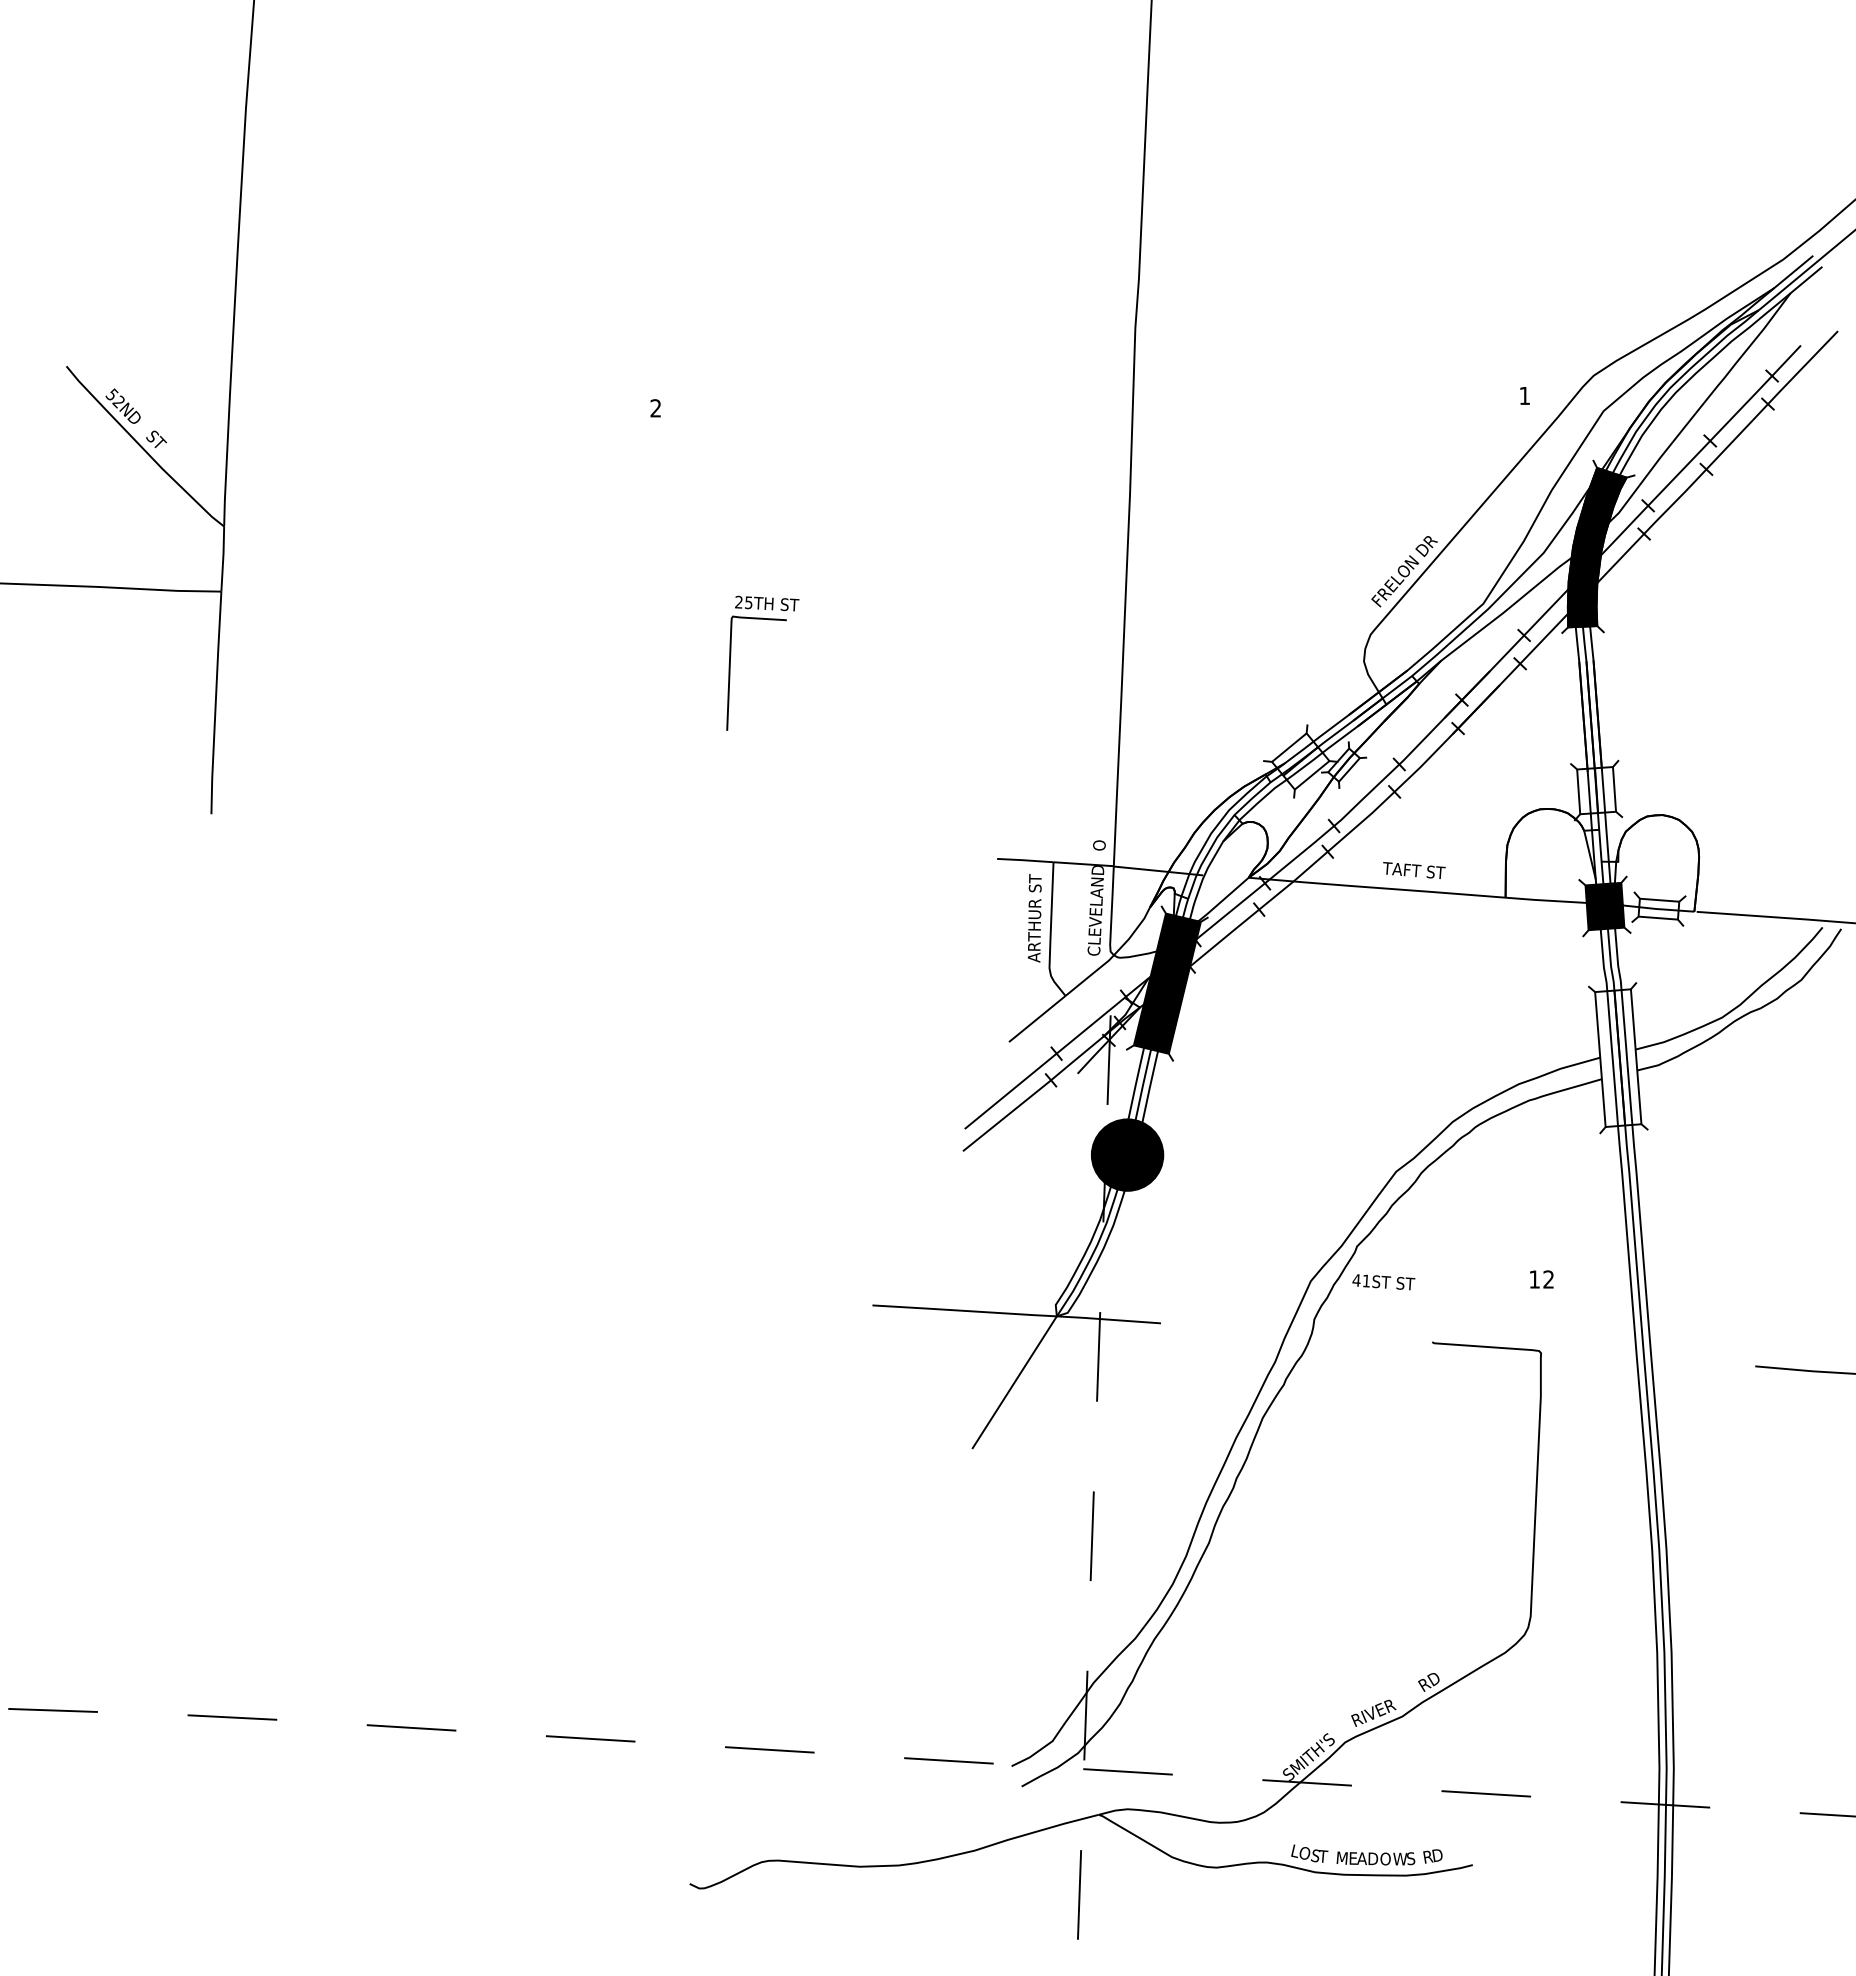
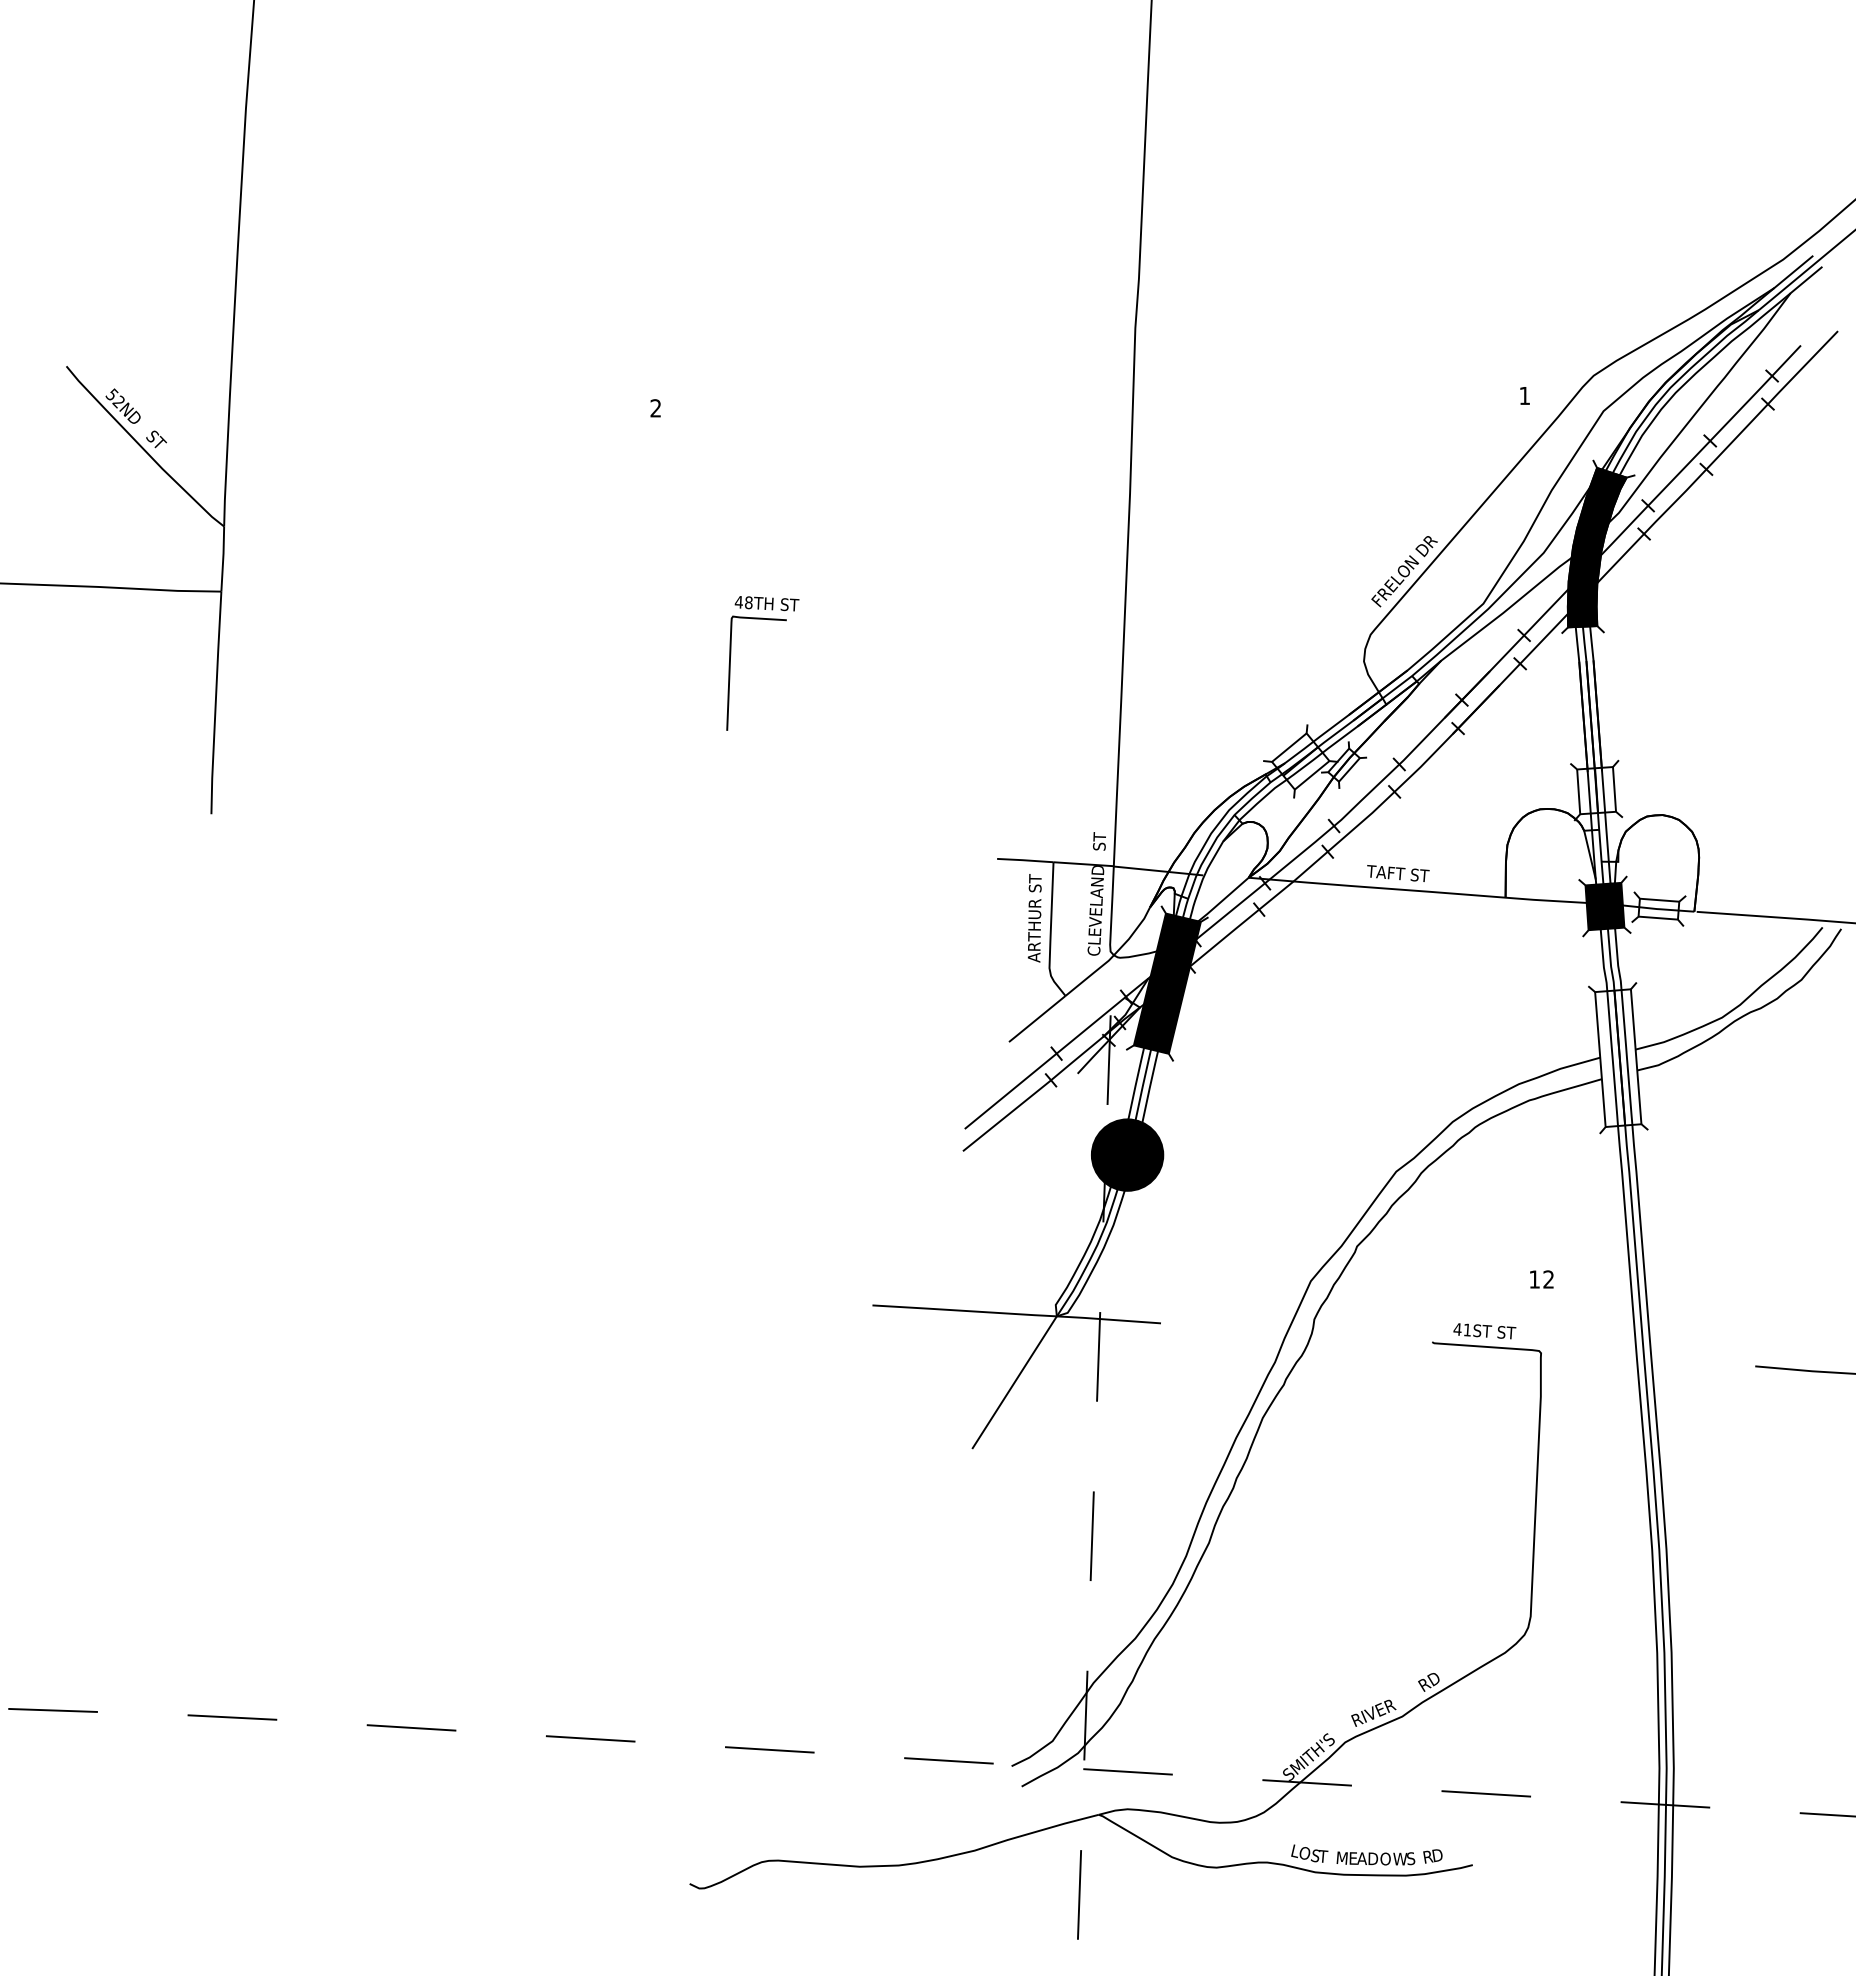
text: 25TH -> 48TH (743, 602)
text: O -> ST (1099, 841)
text position: (1414, 870) -> (1398, 873) (1398, 873)
text position: (1383, 1282) -> (1484, 1331) (1484, 1331)
